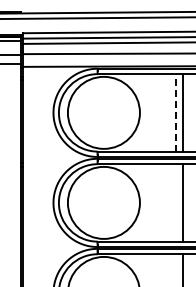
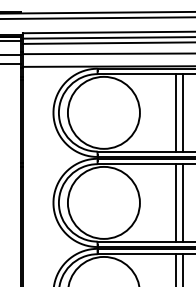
line: dashed -> solid (175, 112)
line: none -> present (175, 202)
line: none -> present (175, 268)
